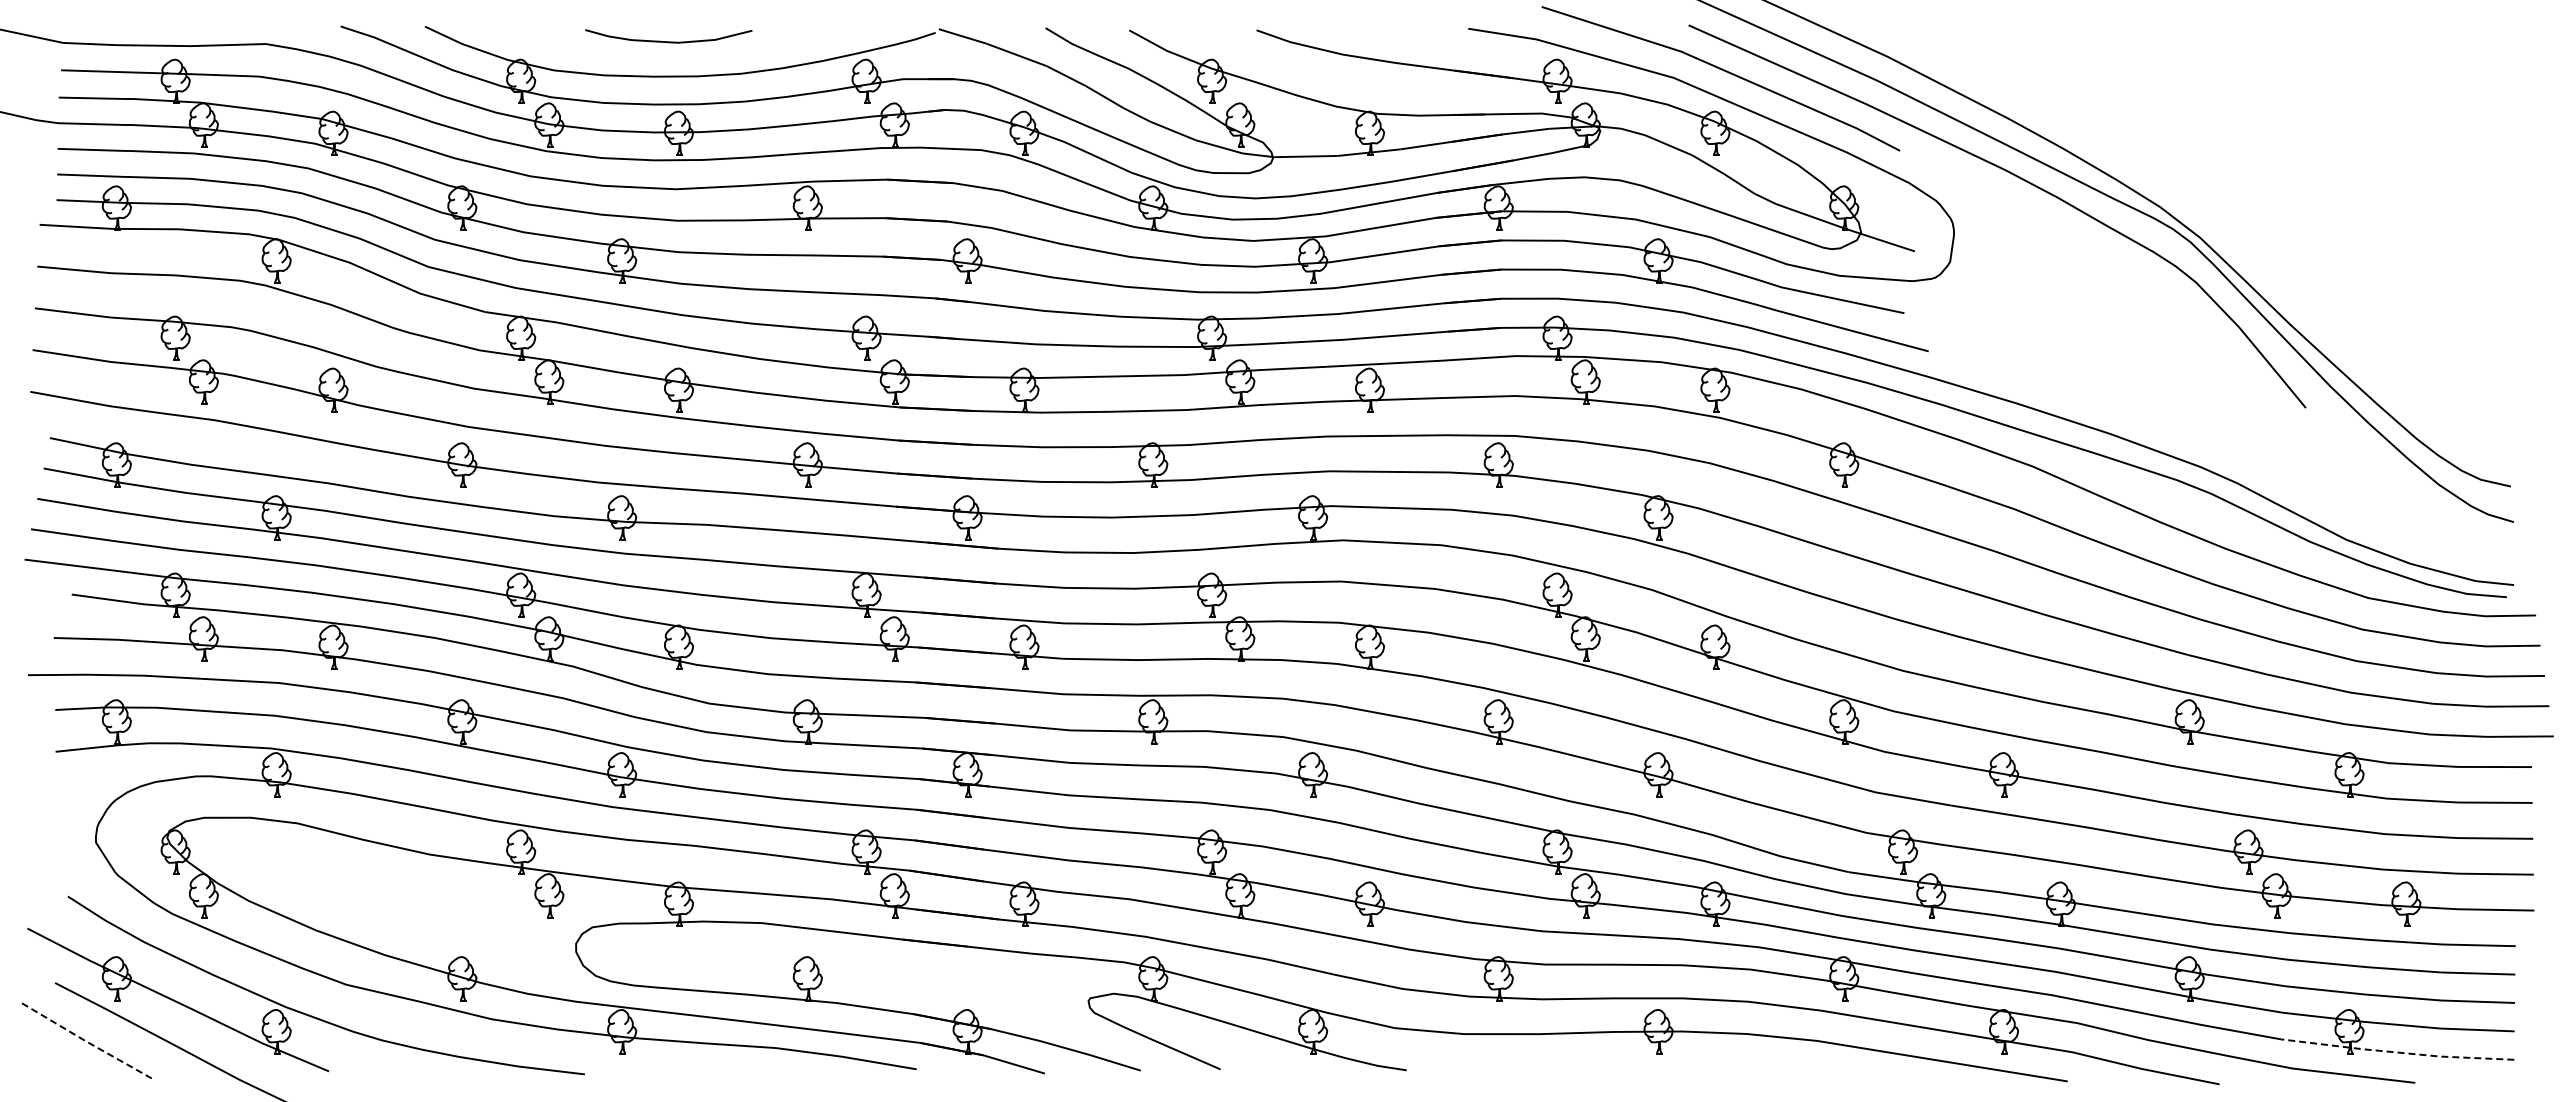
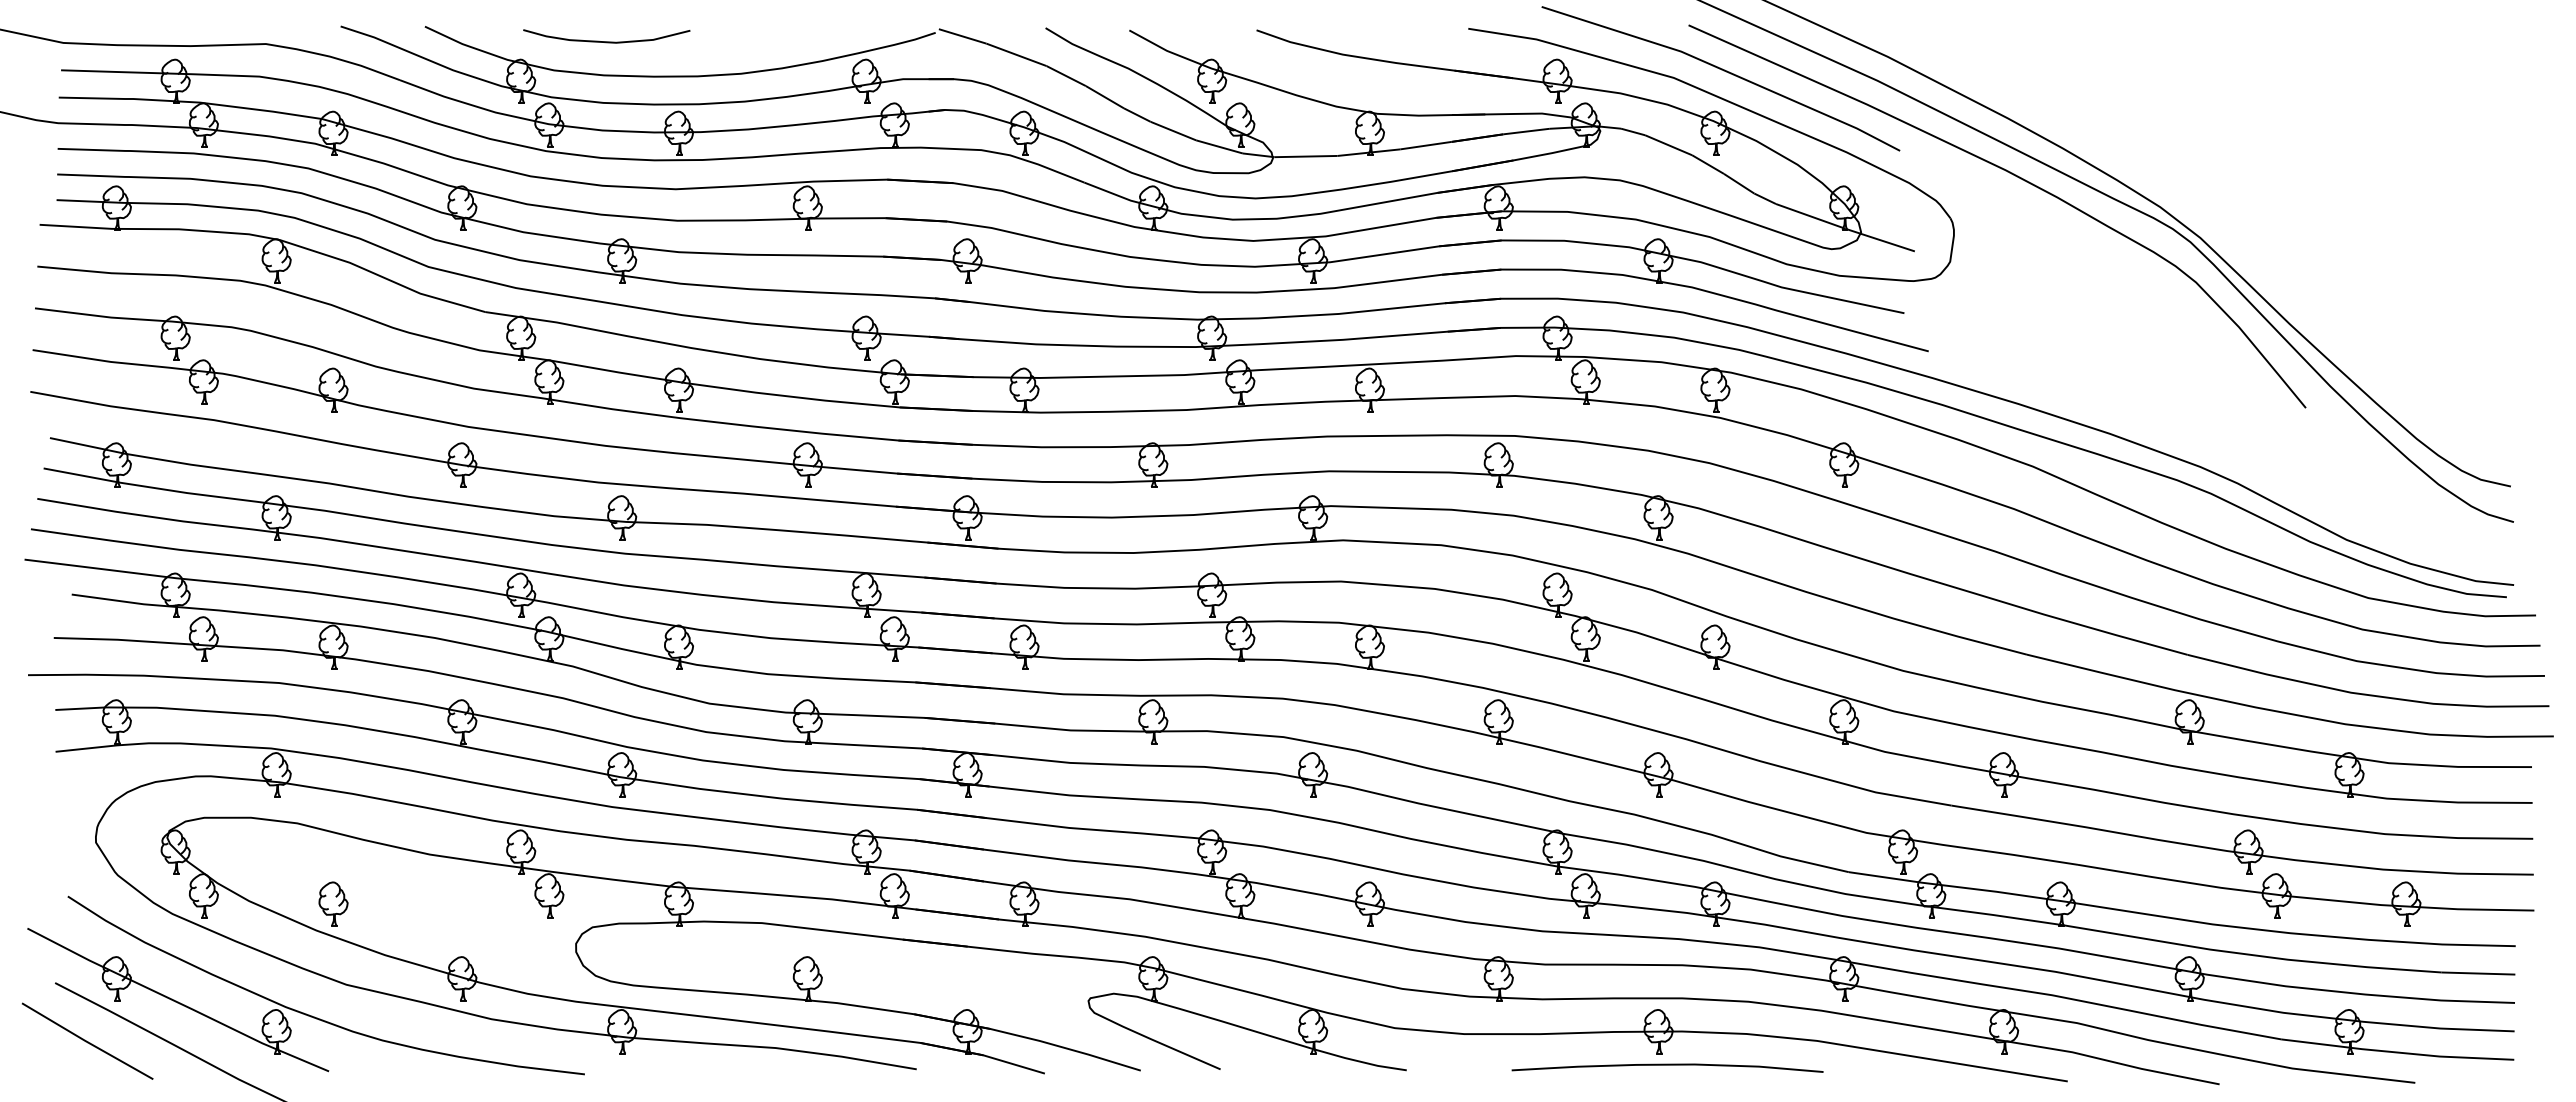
curve position: (668, 41) -> (606, 41) (606, 41)
part: none -> present (333, 903)
line: dashed -> solid (87, 1042)
line: dashed -> solid (2397, 1052)
curve: none -> present (1667, 1065)
